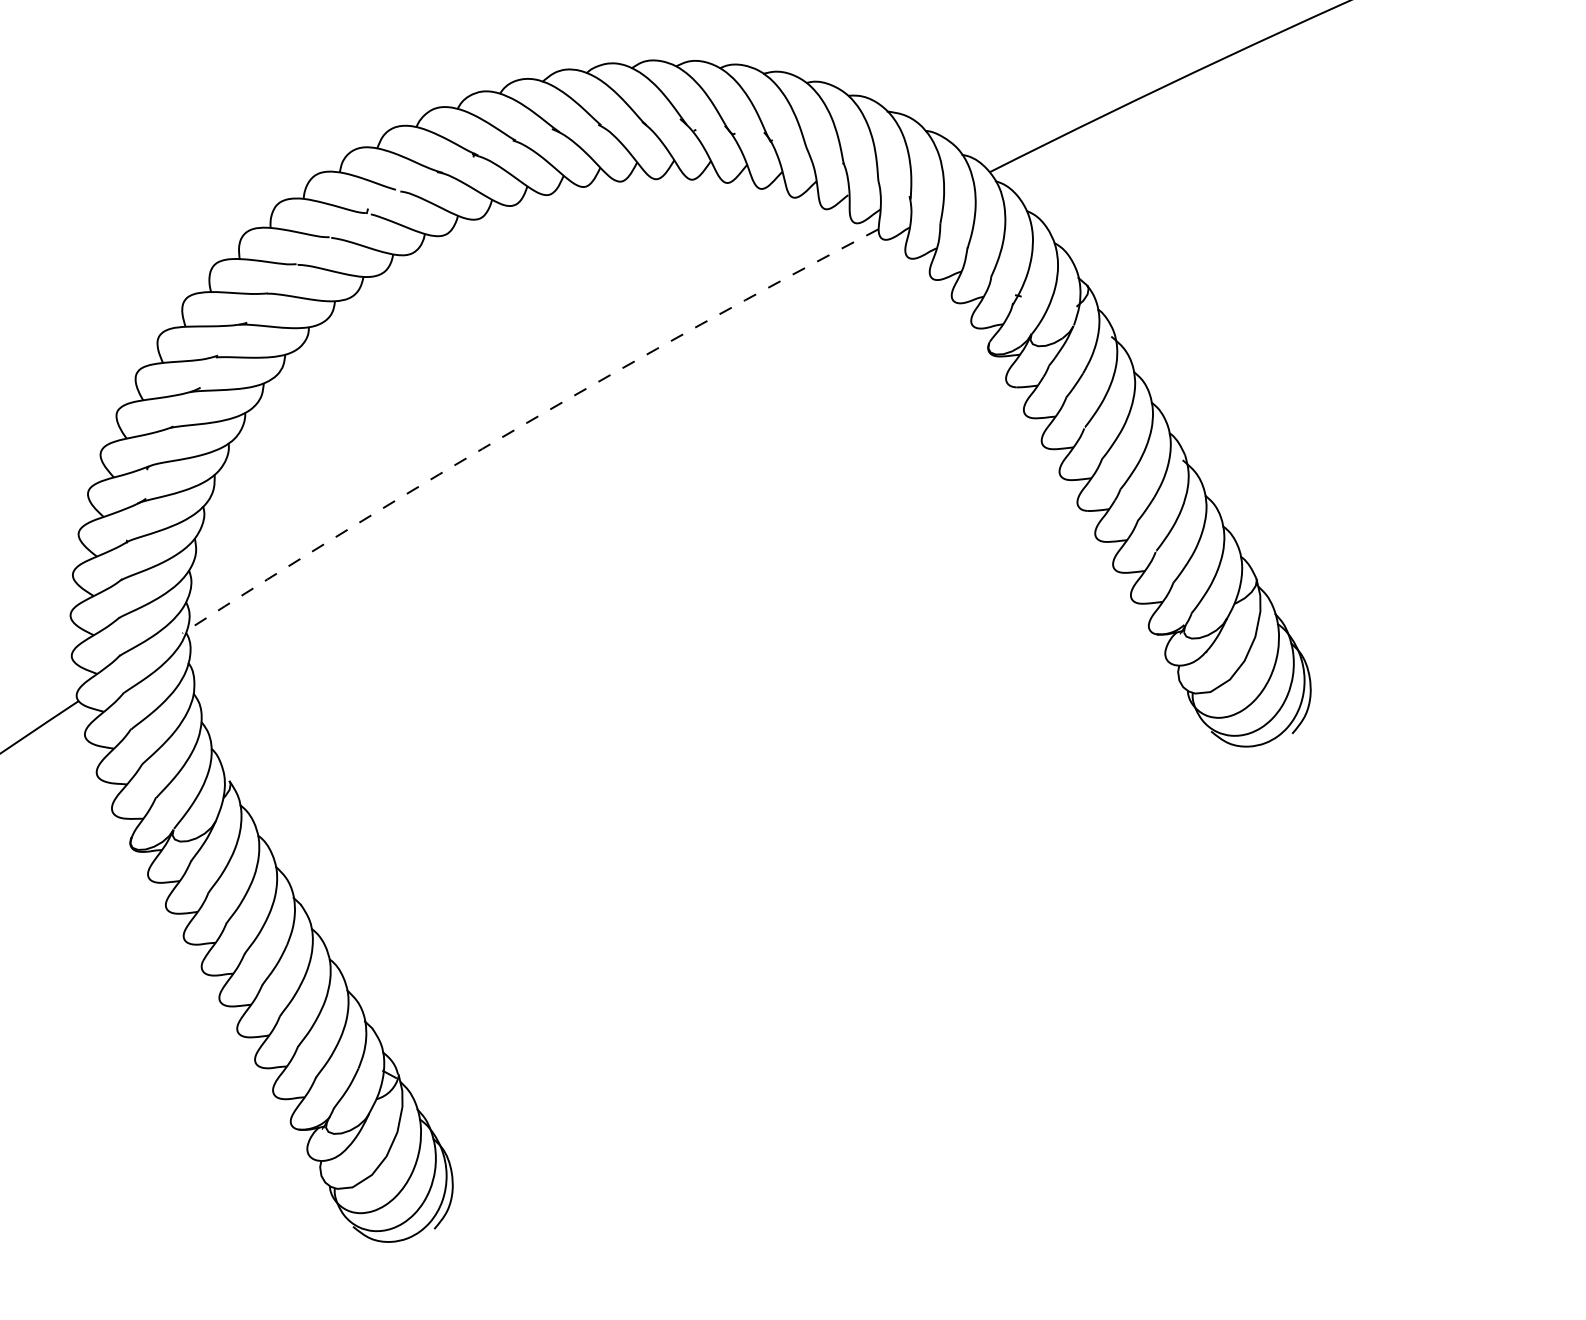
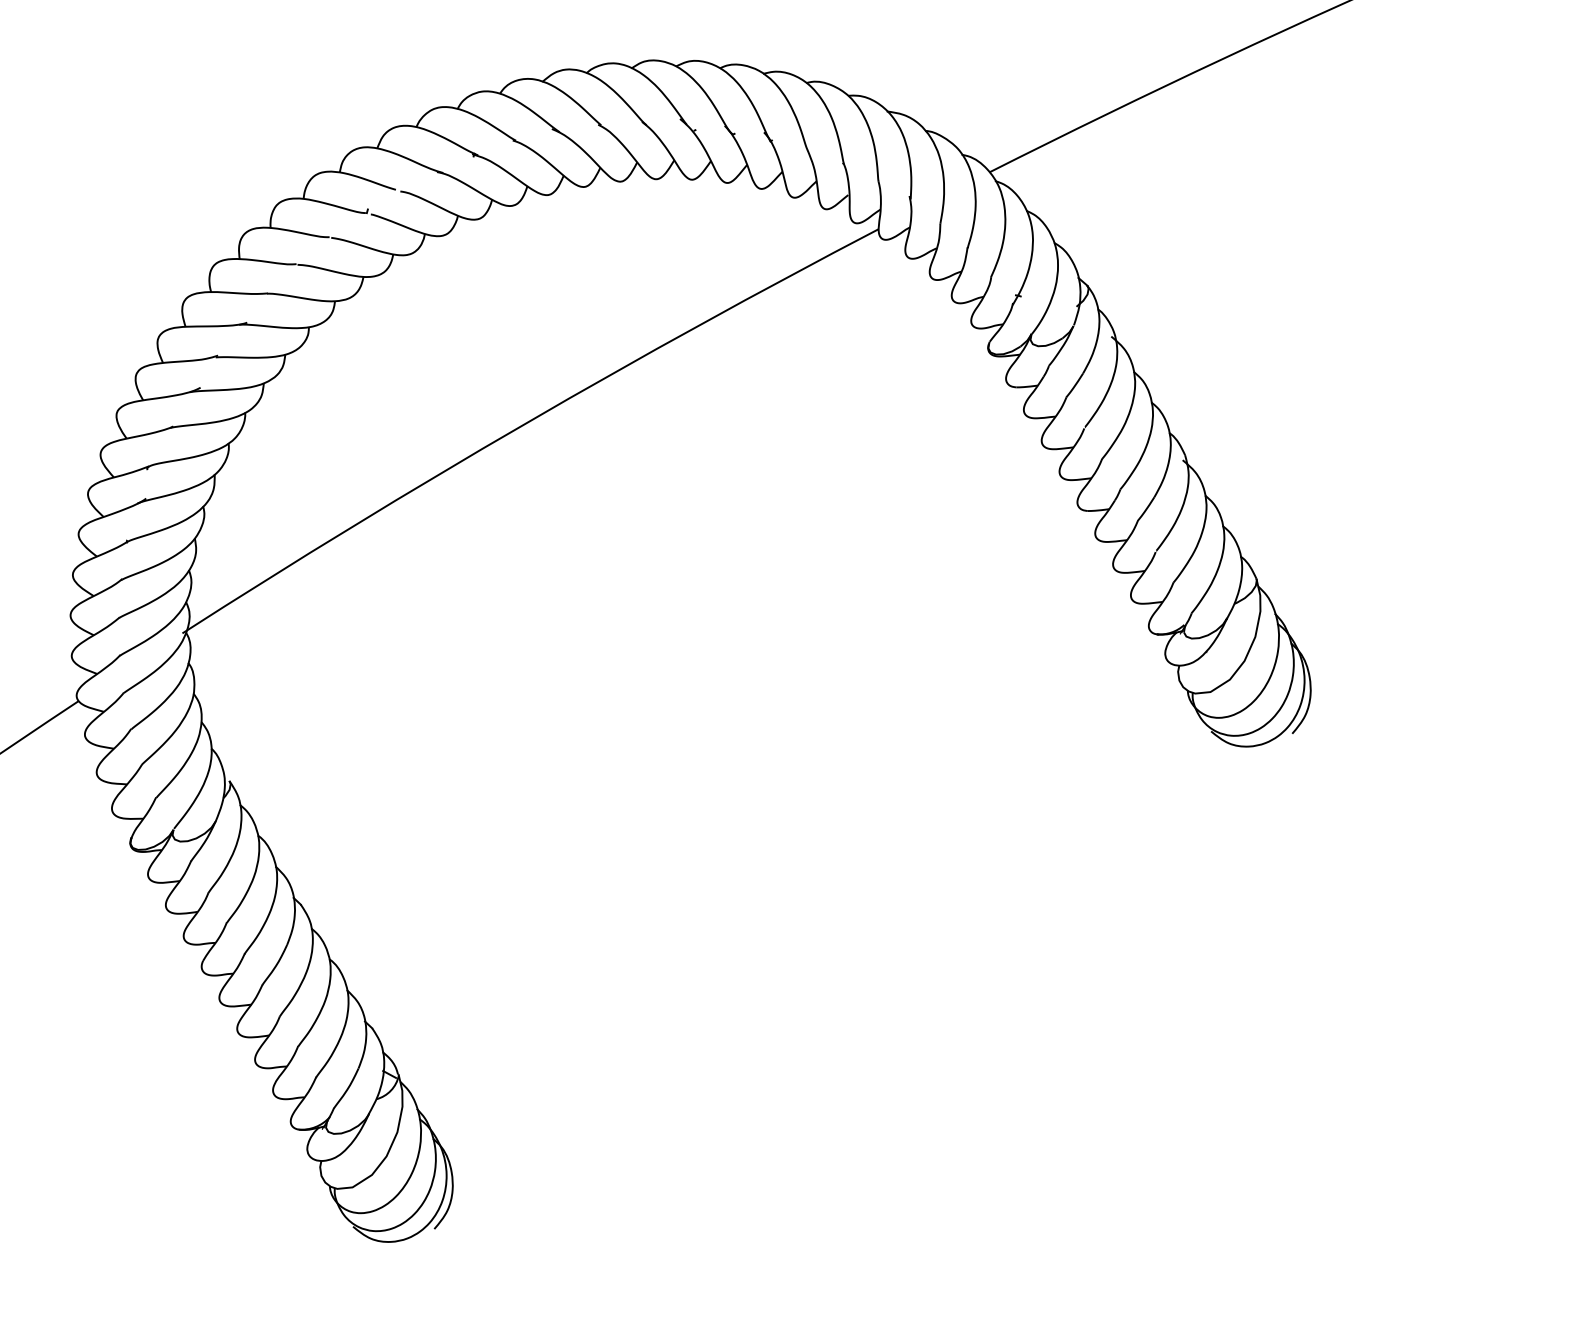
arc: dashed -> solid (525, 423)
